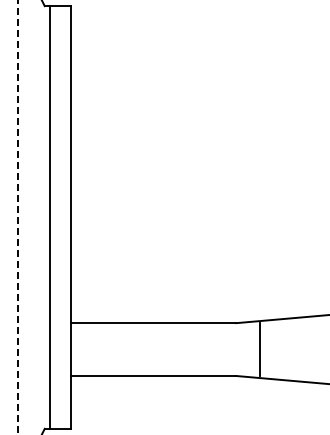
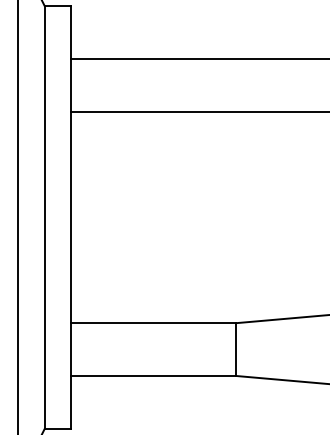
line: none -> present (198, 58)
line: none -> present (198, 111)
line: dashed -> solid (18, 217)
line position: (49, 217) -> (44, 217) (44, 217)
line position: (260, 349) -> (236, 349) (236, 349)
